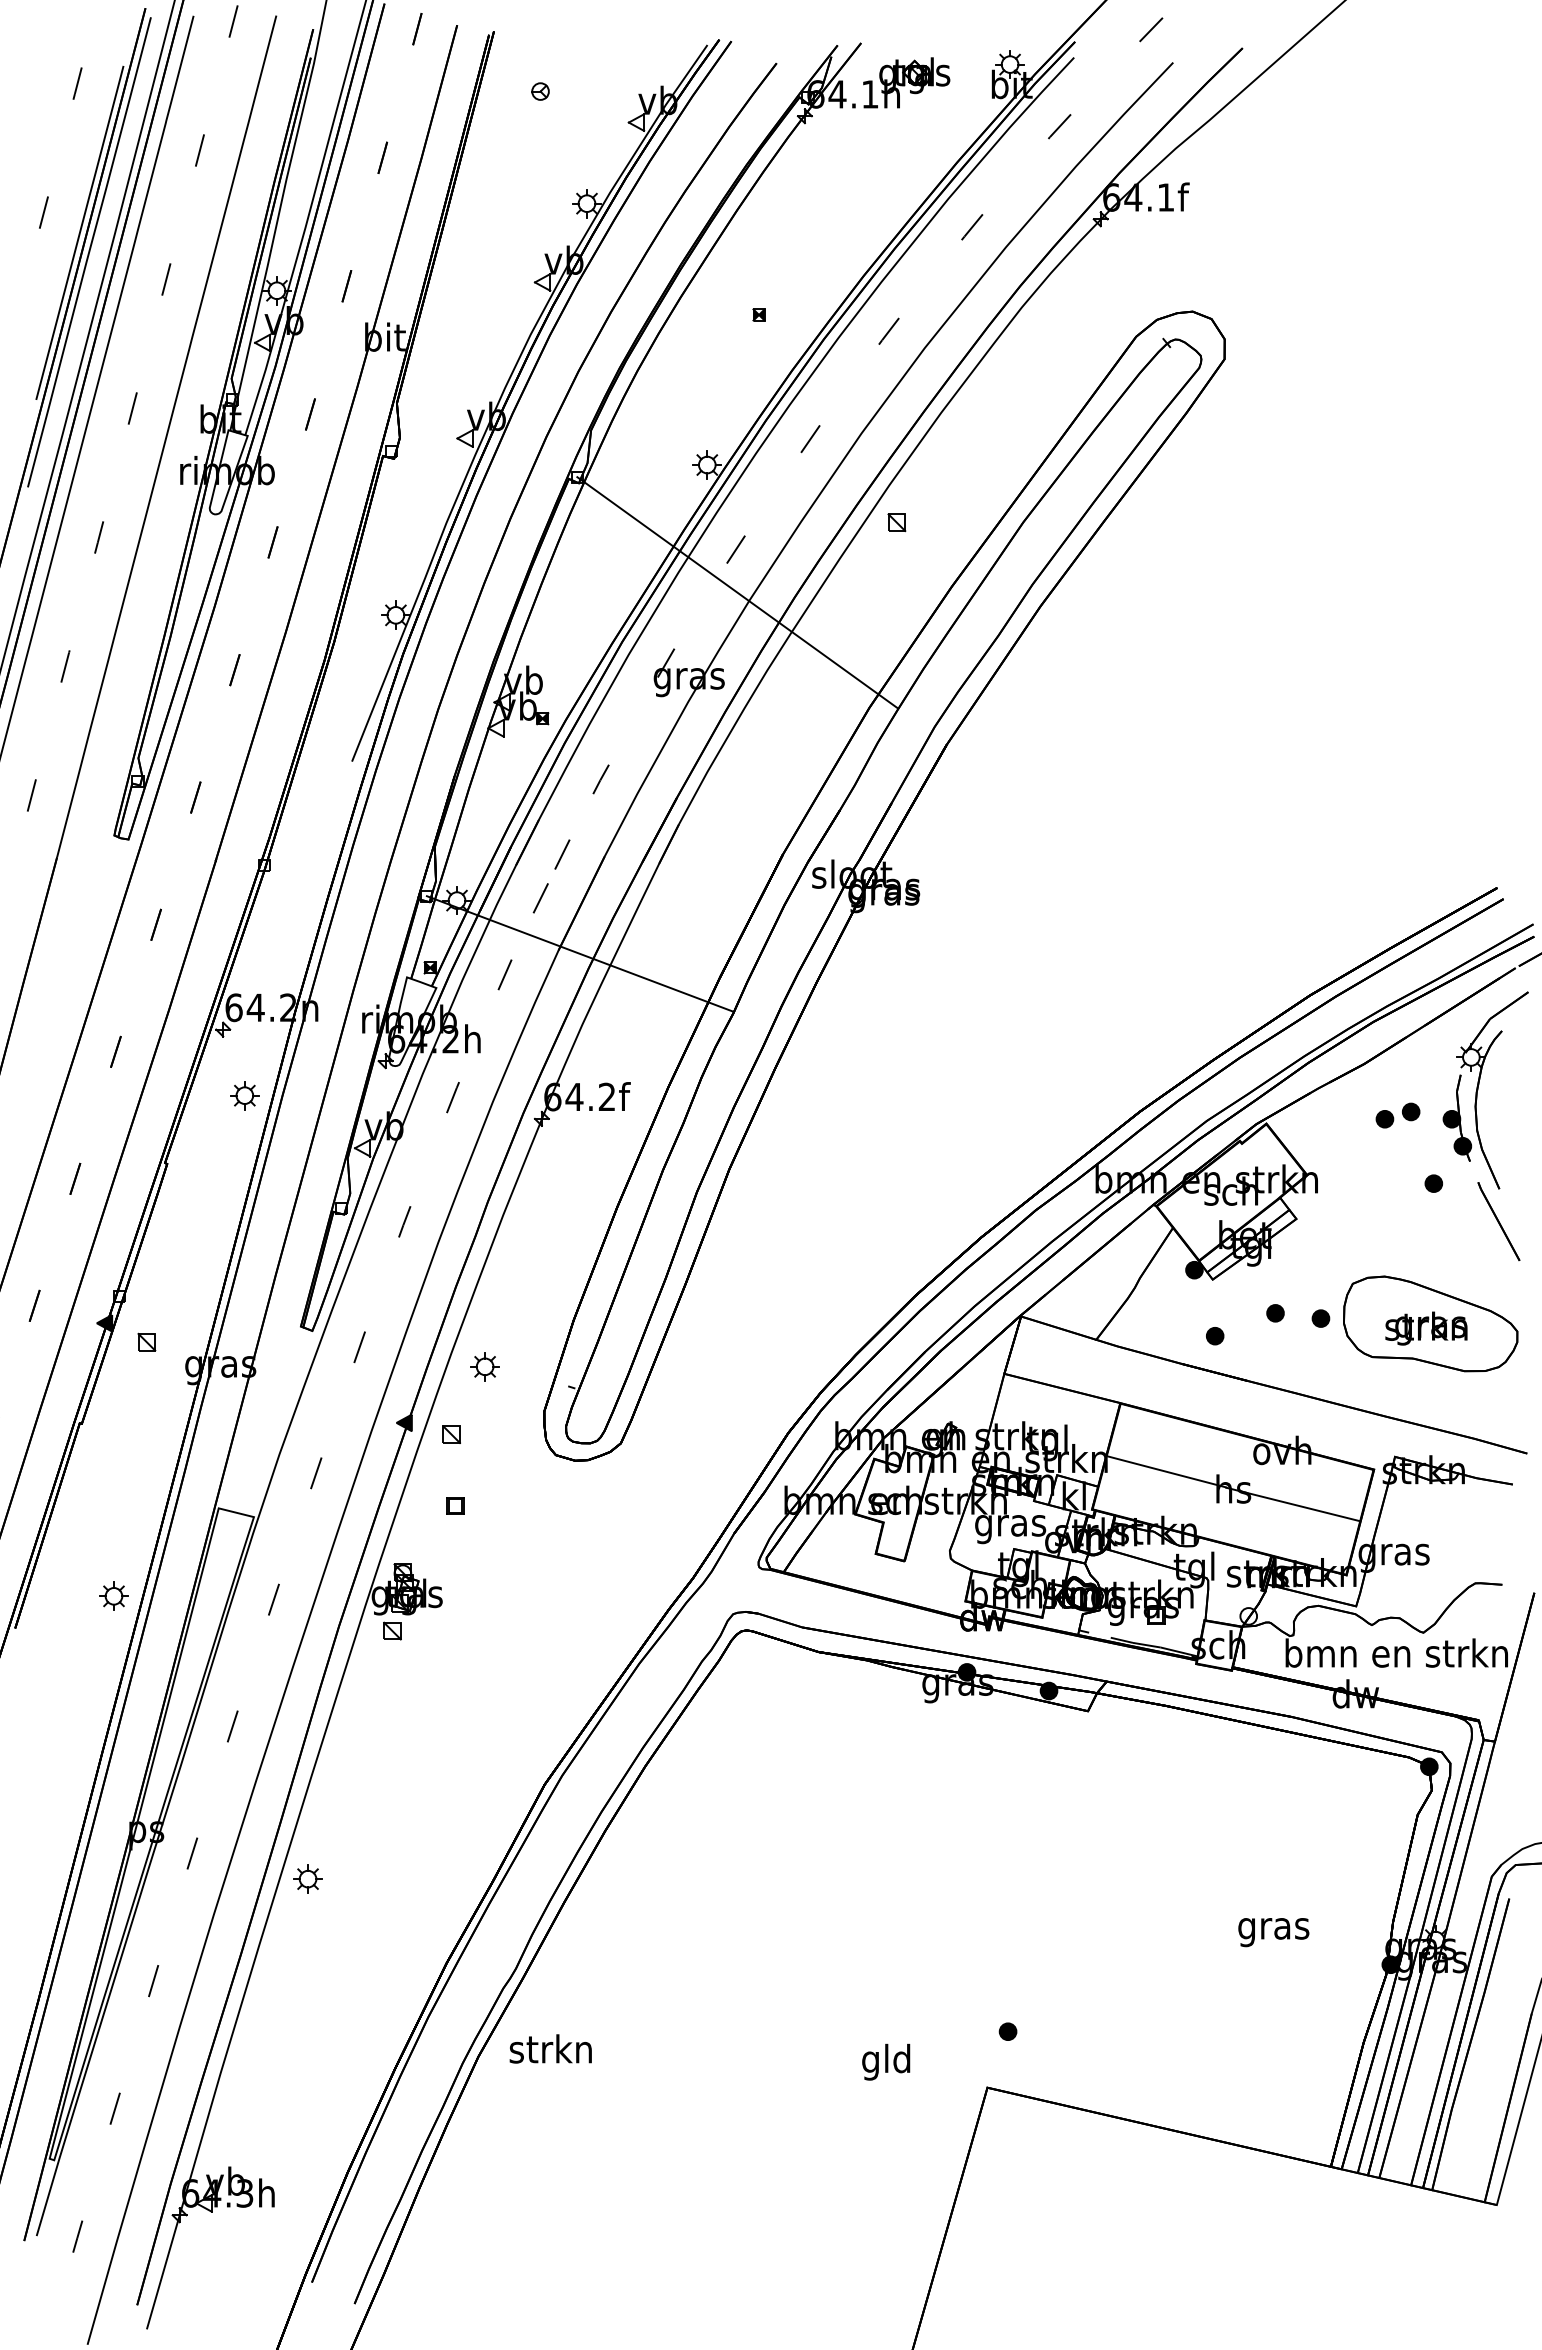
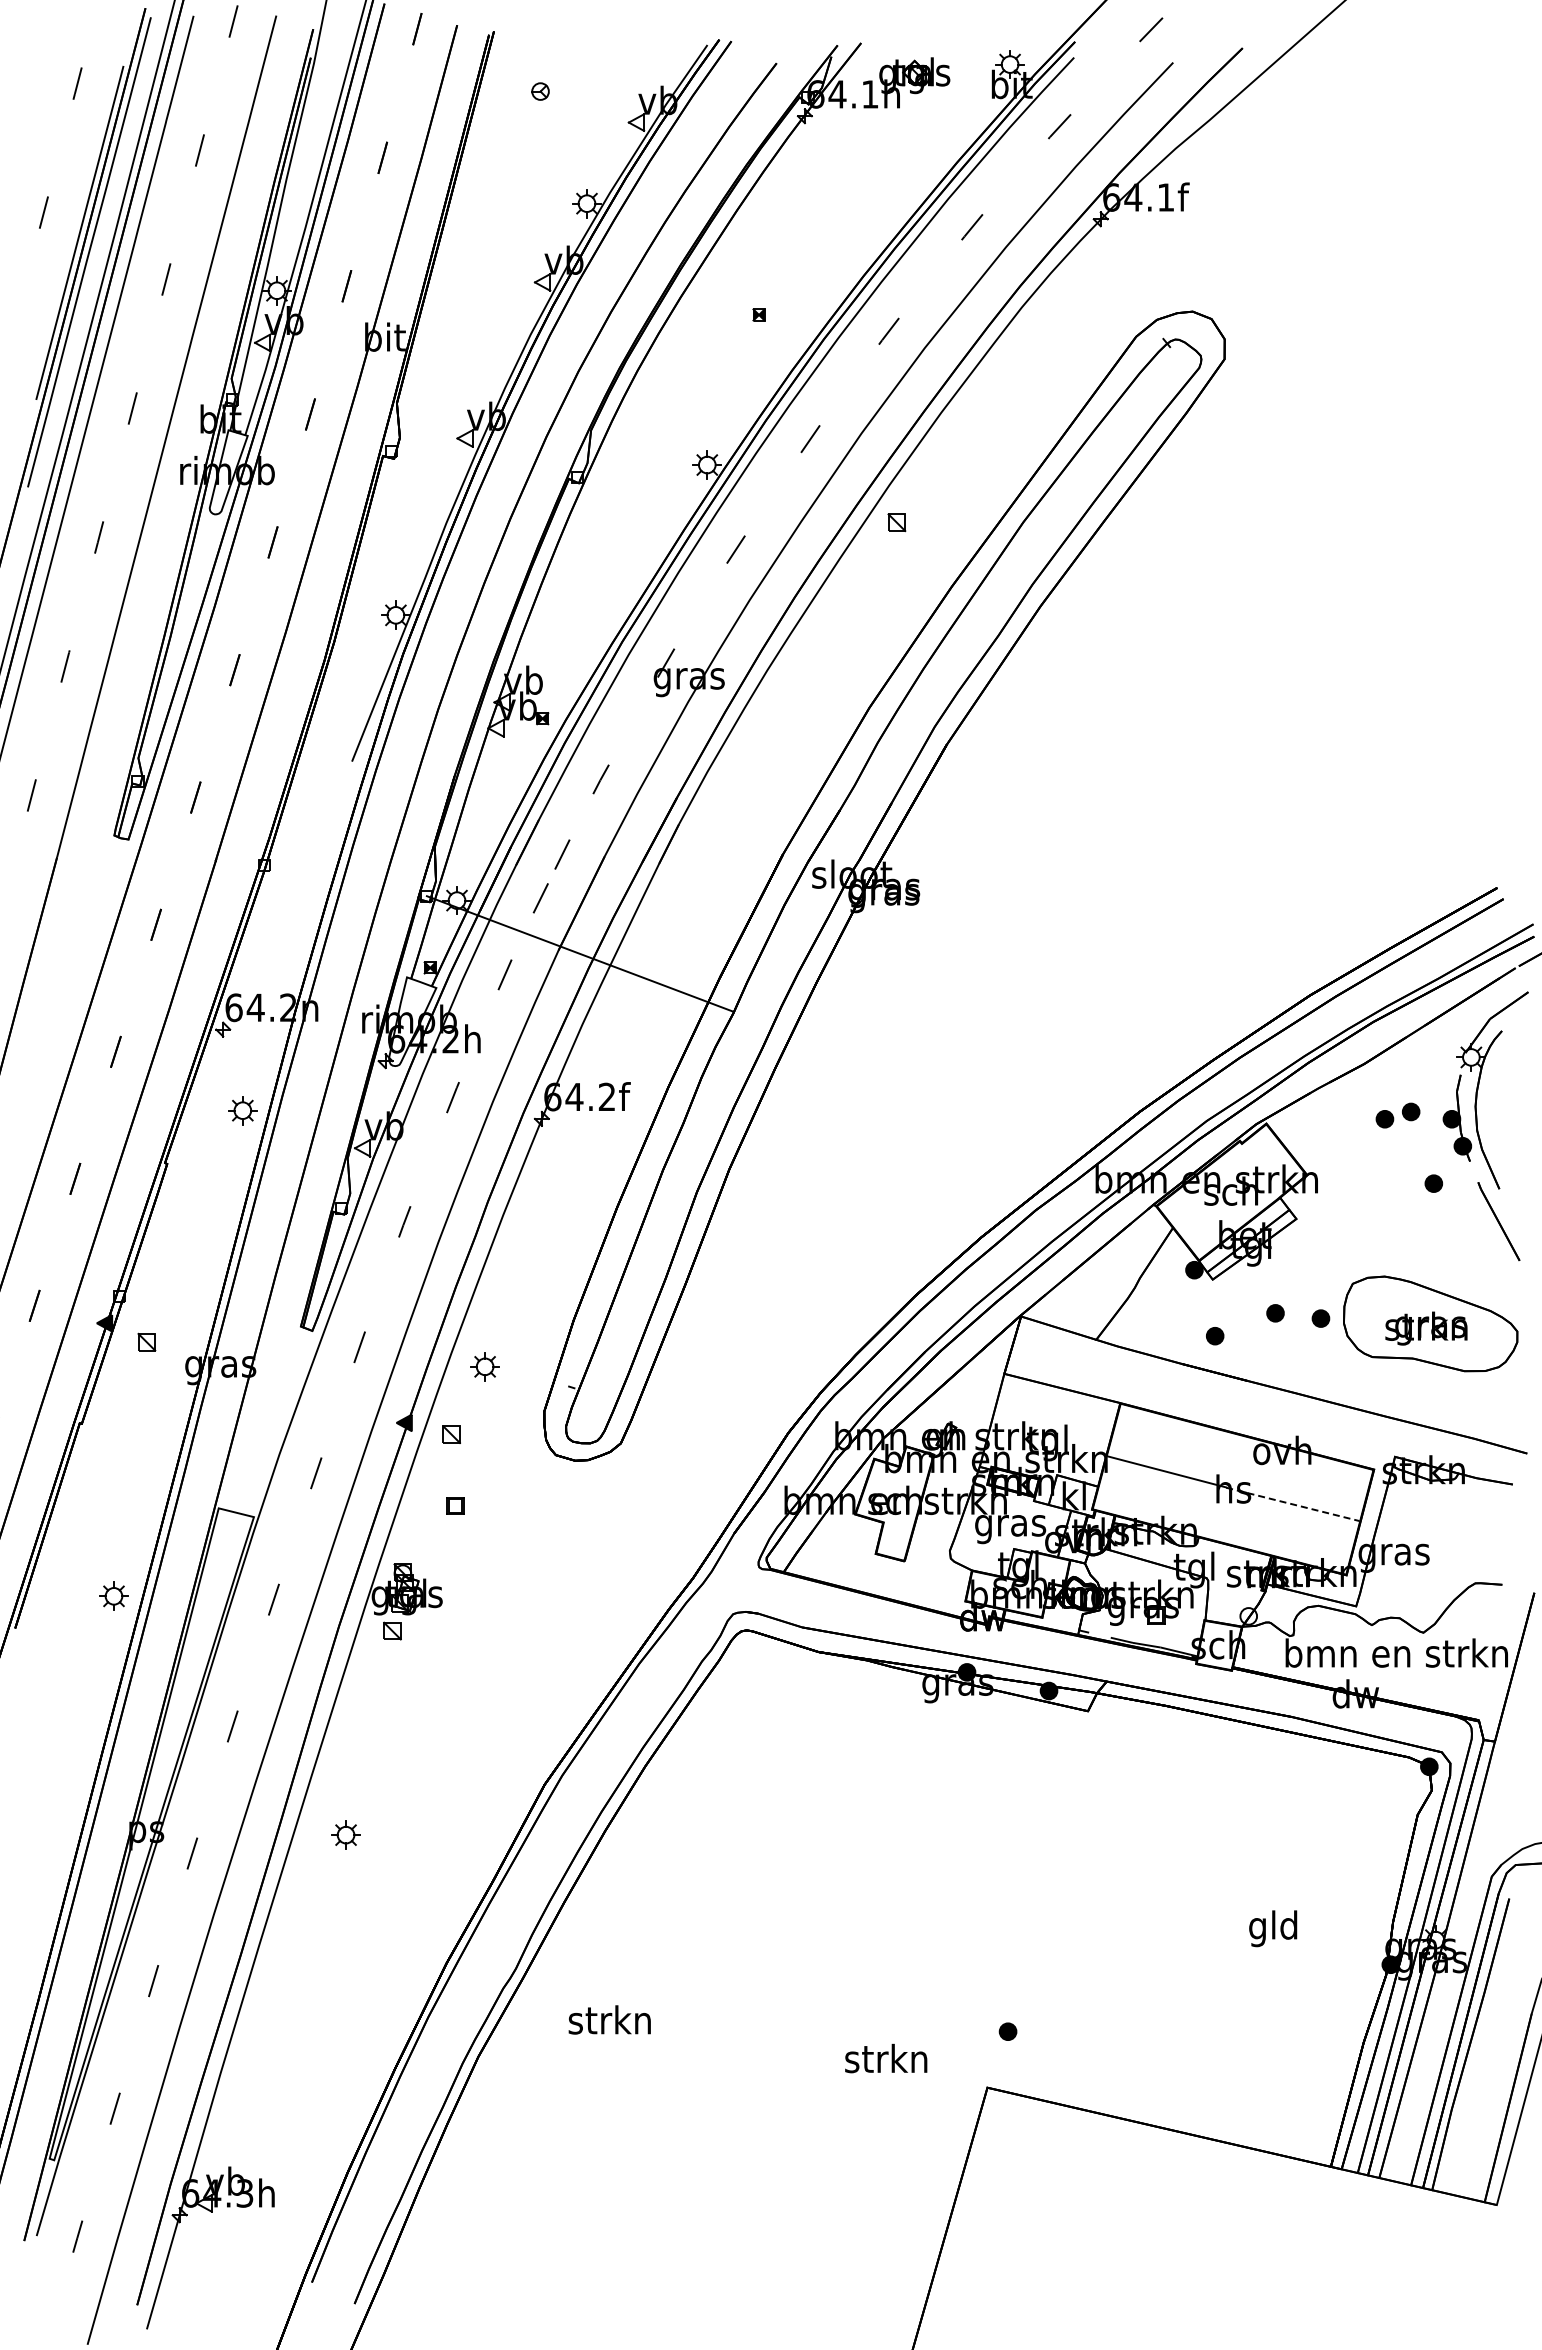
line: present -> none (737, 592)
part position: (244, 1095) -> (242, 1110) (242, 1110)
line: solid -> dashed (1292, 1504)
part position: (307, 1878) -> (345, 1834) (345, 1834)
text: gras -> gld (1273, 1928)
text position: (550, 2048) -> (609, 2019) (609, 2019)
text: gld -> strkn (886, 2061)
